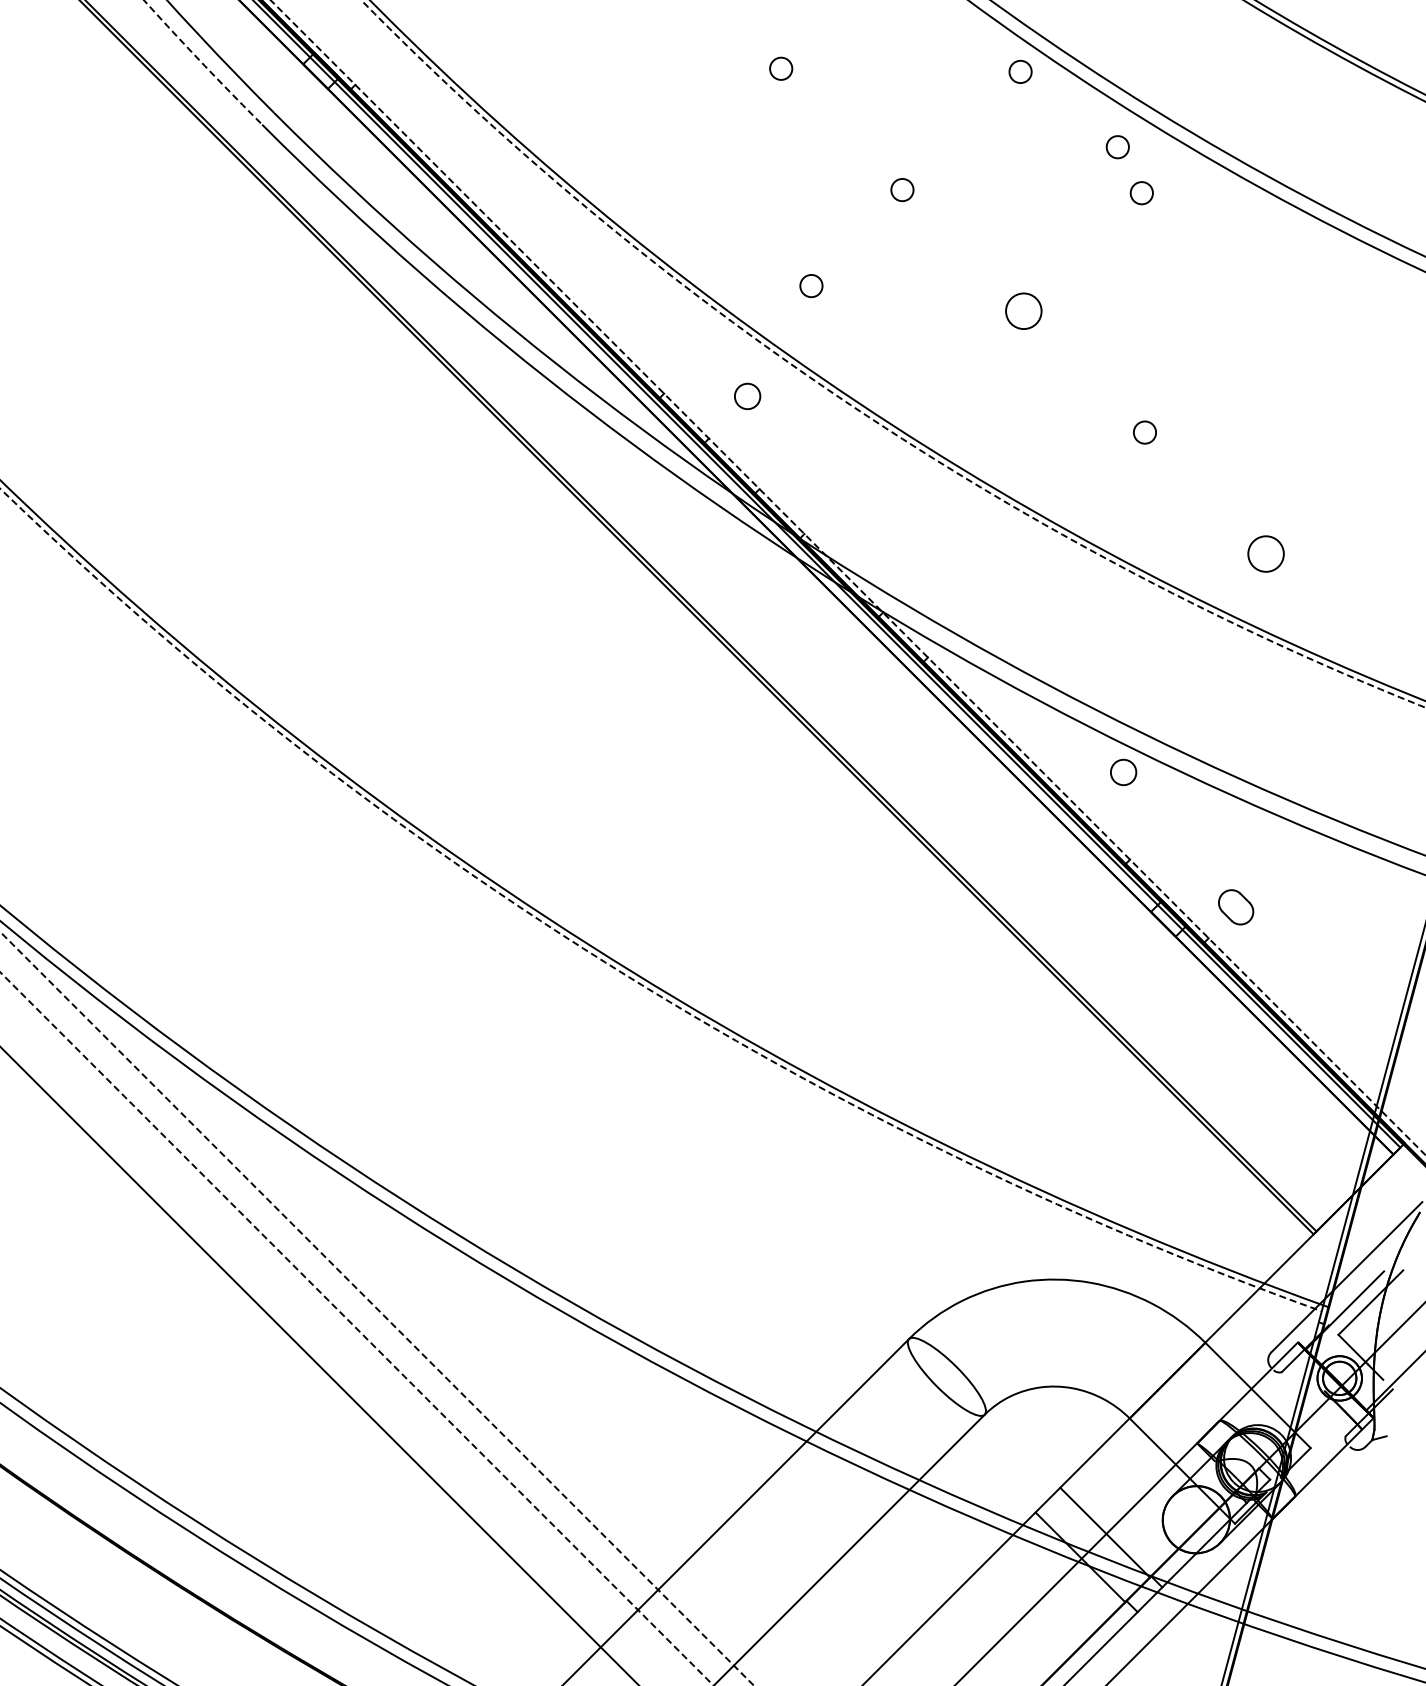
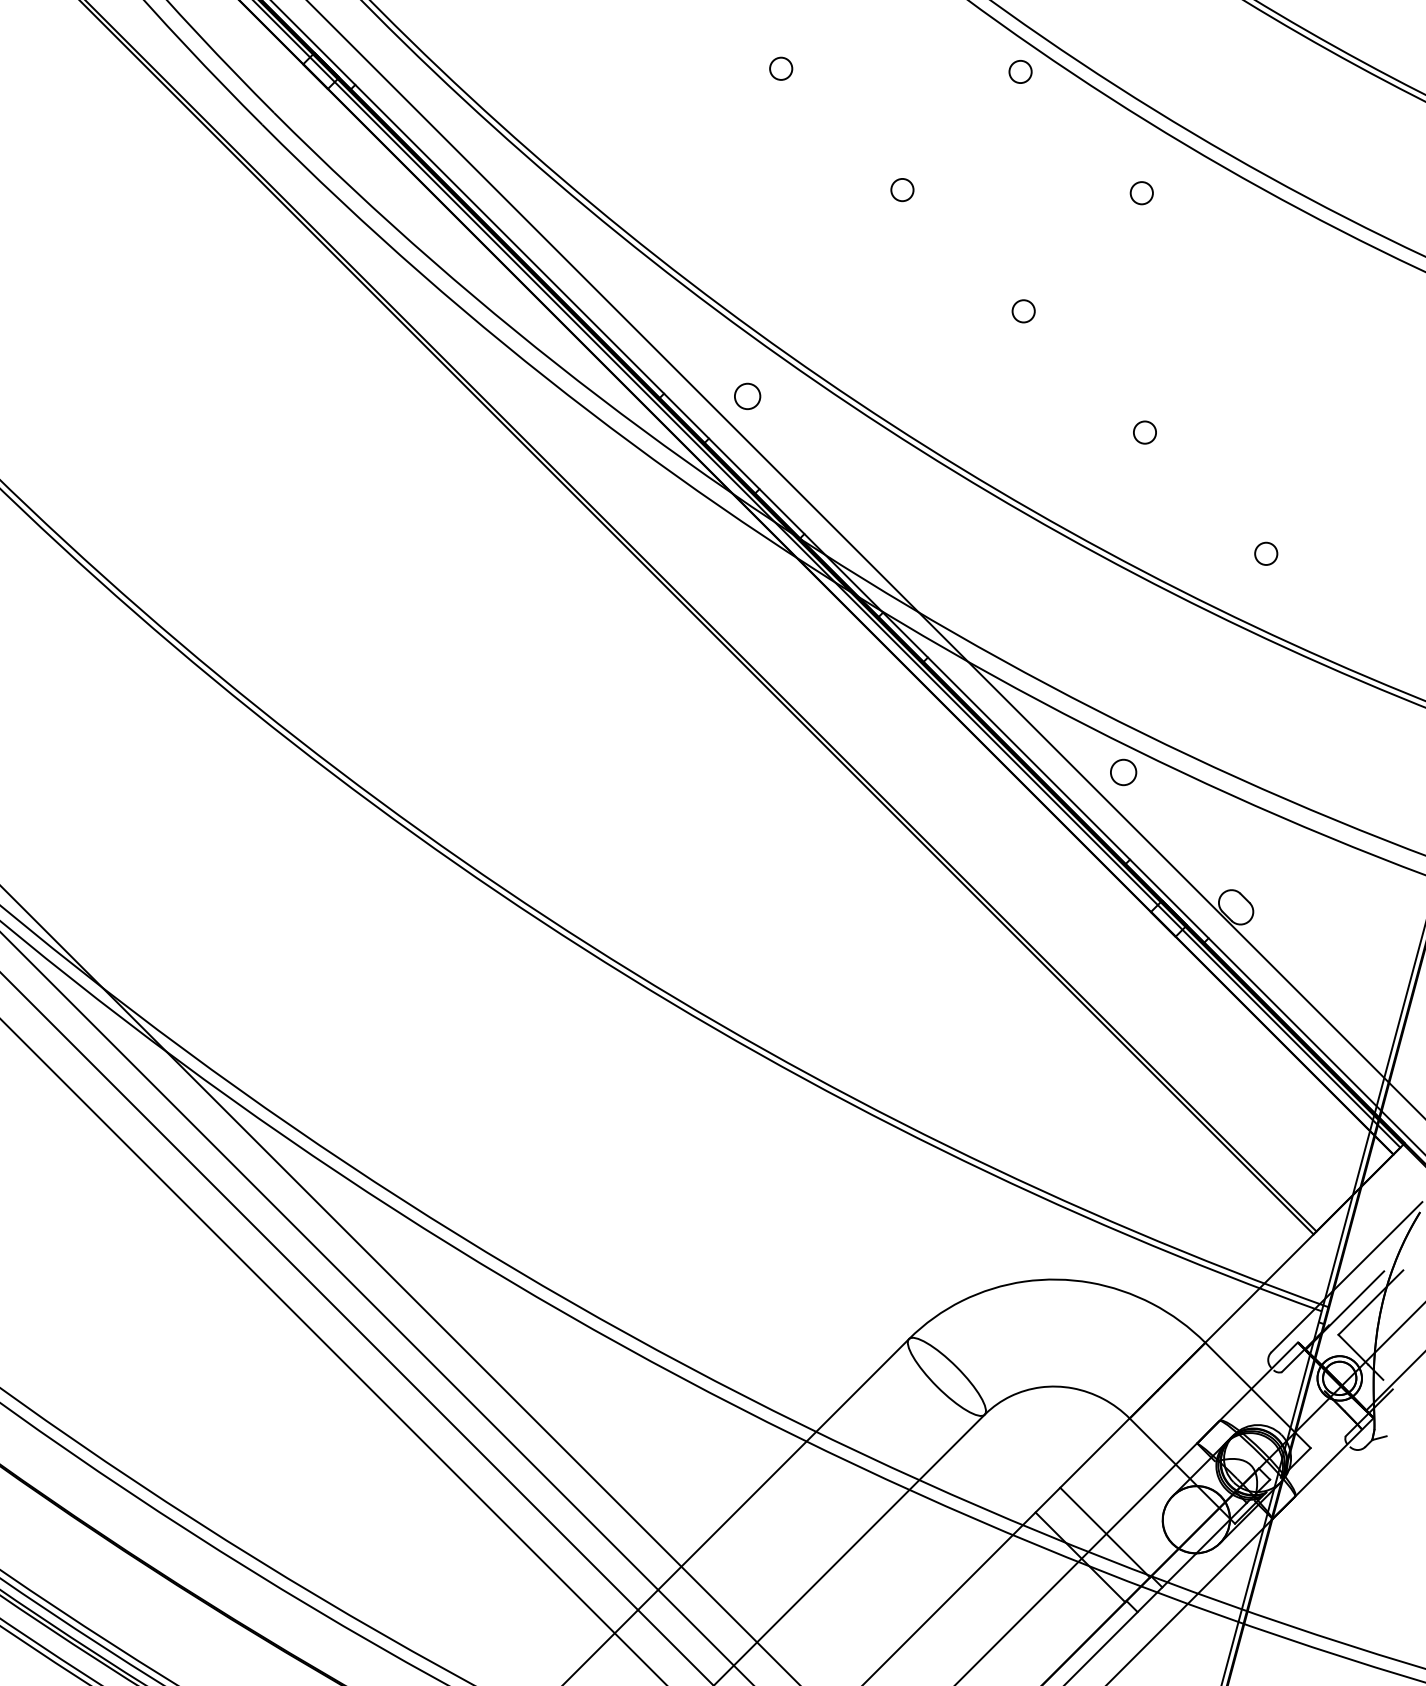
arc: dashed -> solid (201, 62)
circle: present -> none (1117, 147)
circle: present -> none (811, 286)
circle size: 38x38 px -> 25x25 px (1023, 311)
arc: dashed -> solid (853, 407)
circle size: 38x38 px -> 25x25 px (1266, 553)
line: none -> present (865, 559)
line: dashed -> solid (848, 577)
arc: dashed -> solid (618, 970)
line: none -> present (399, 1284)
line: dashed -> solid (376, 1308)
line: dashed -> solid (356, 1328)
line position: (319, 1365) -> (333, 1351) (333, 1351)
